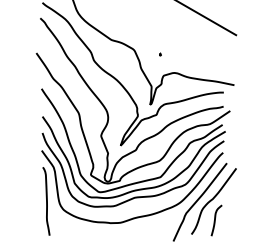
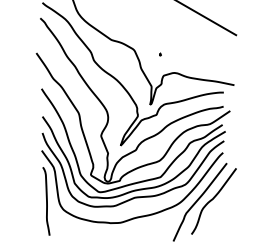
curve: present -> none (215, 220)
